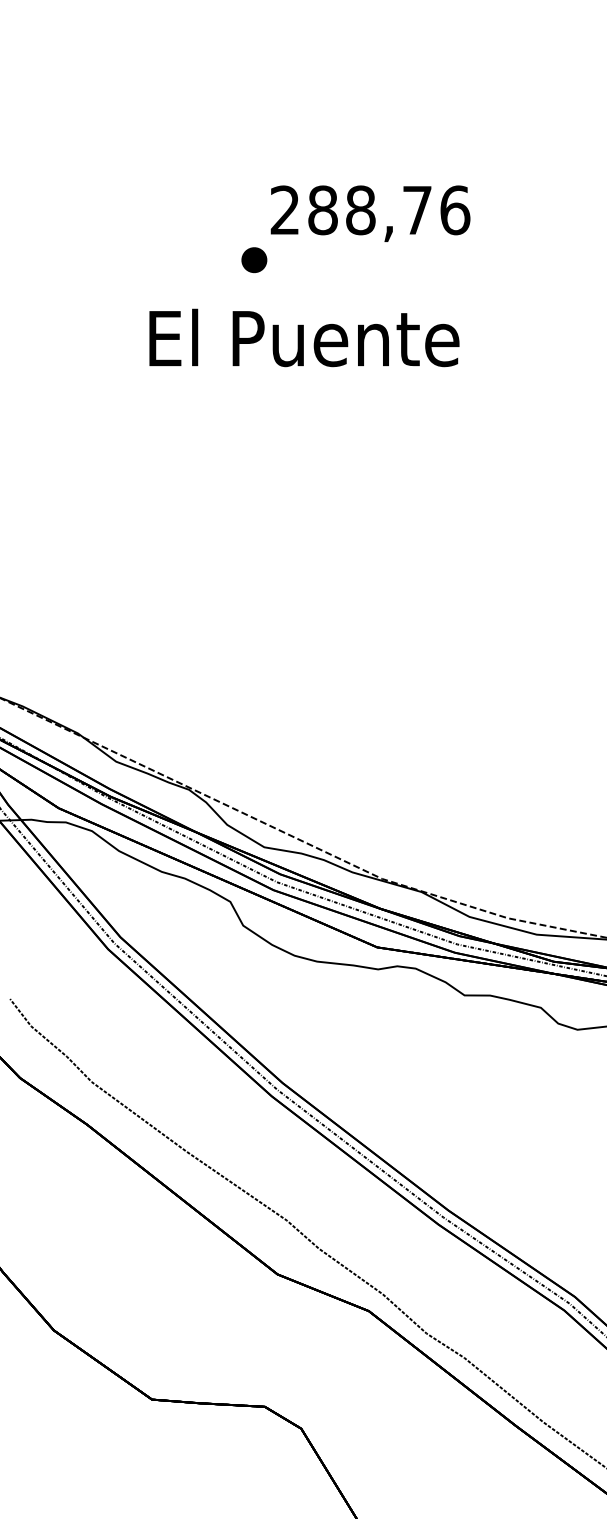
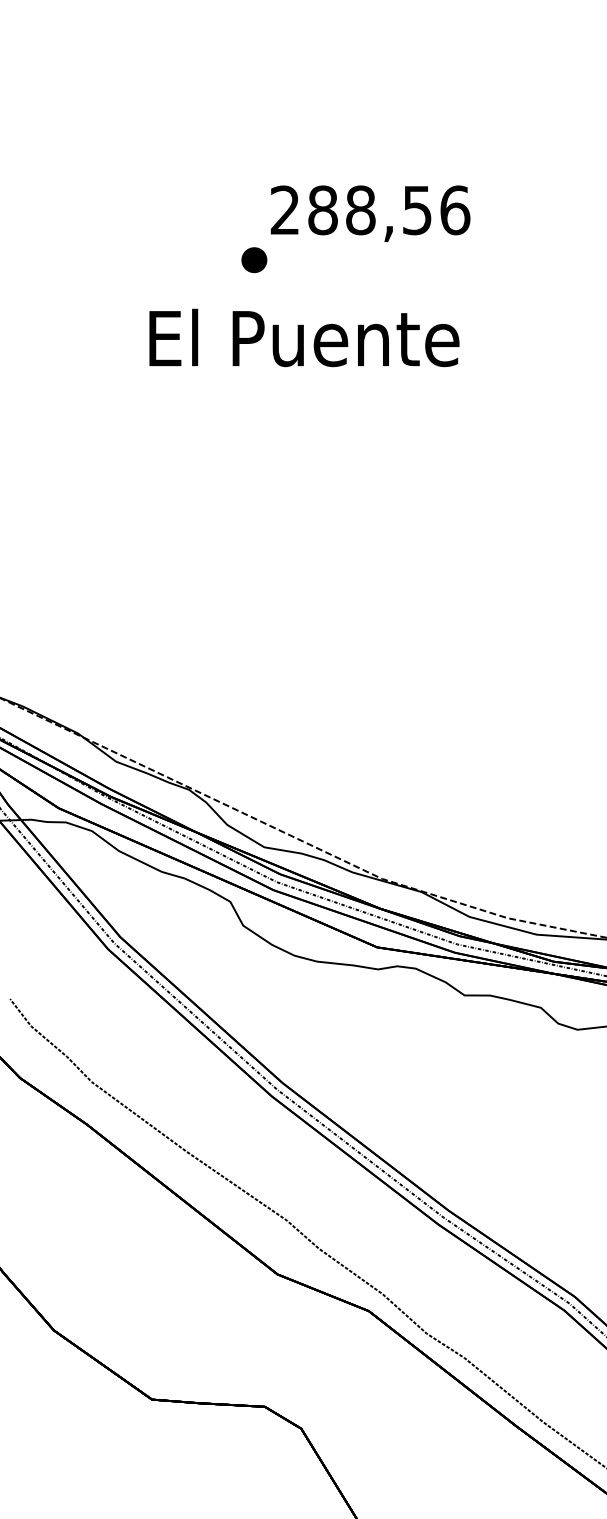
text: 288,76 -> 288,56 (417, 210)
